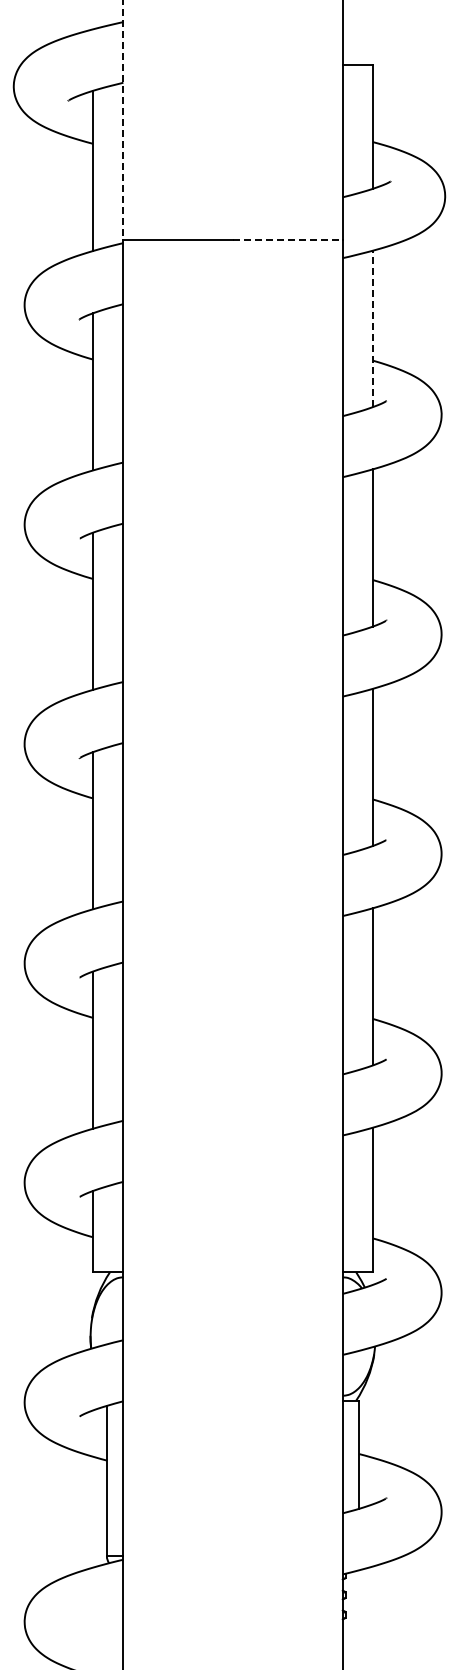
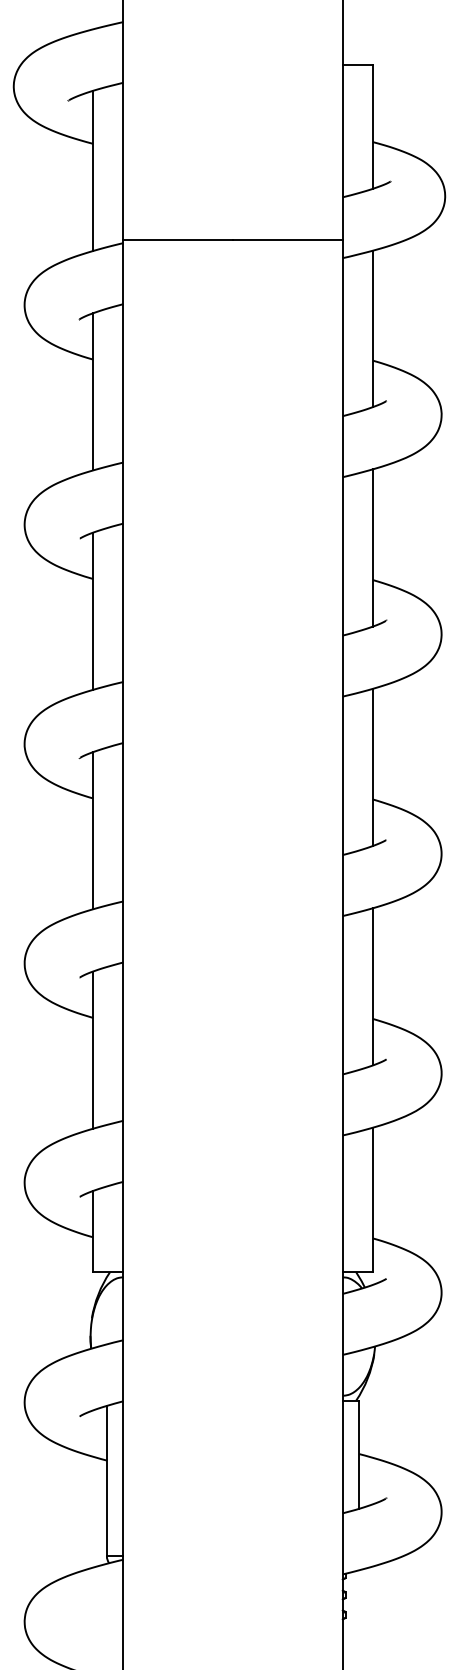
line: dashed -> solid (123, 120)
line: dashed -> solid (287, 239)
line: dashed -> solid (372, 328)
